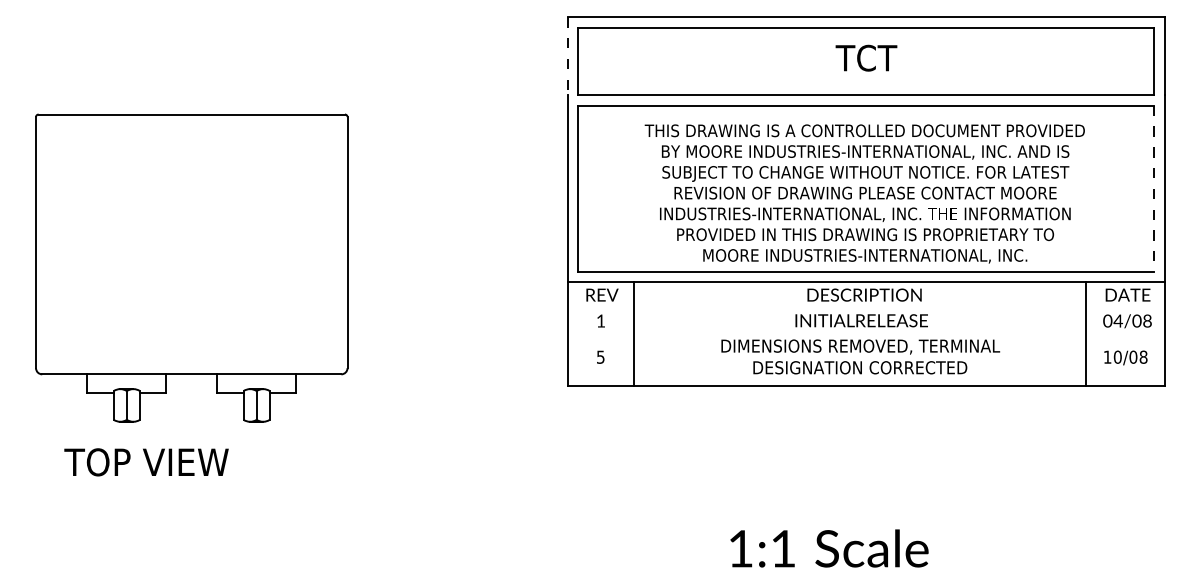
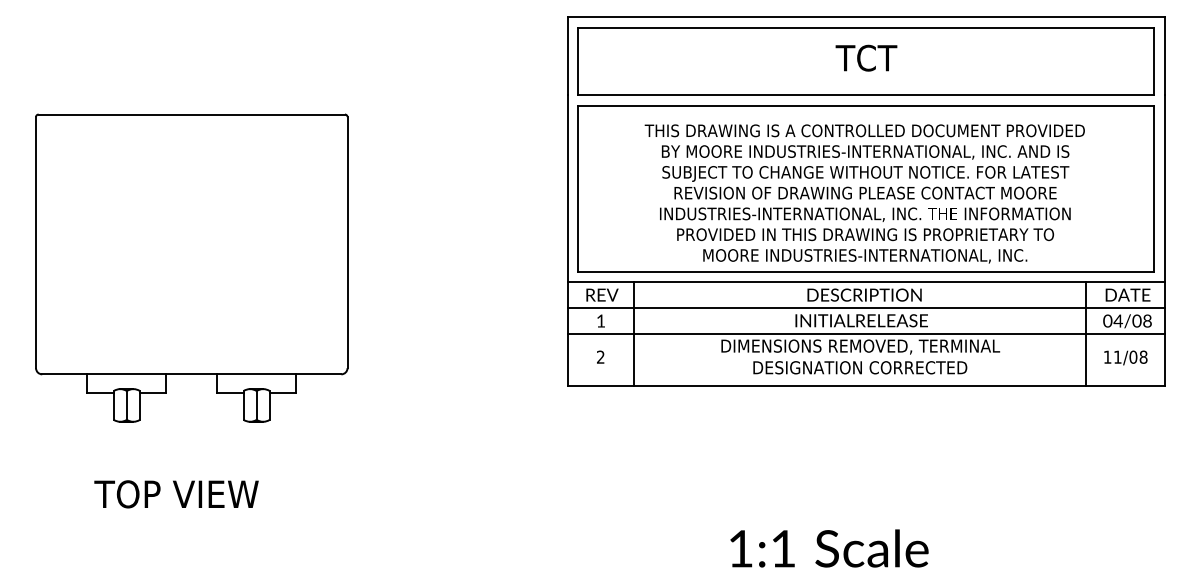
line: dashed -> solid (567, 56)
line: dashed -> solid (1154, 188)
line: none -> present (866, 308)
line: none -> present (866, 334)
text: 5 -> 2 (600, 356)
text: 10/08 -> 11/08 (1117, 356)
text position: (146, 462) -> (176, 494) (176, 494)
